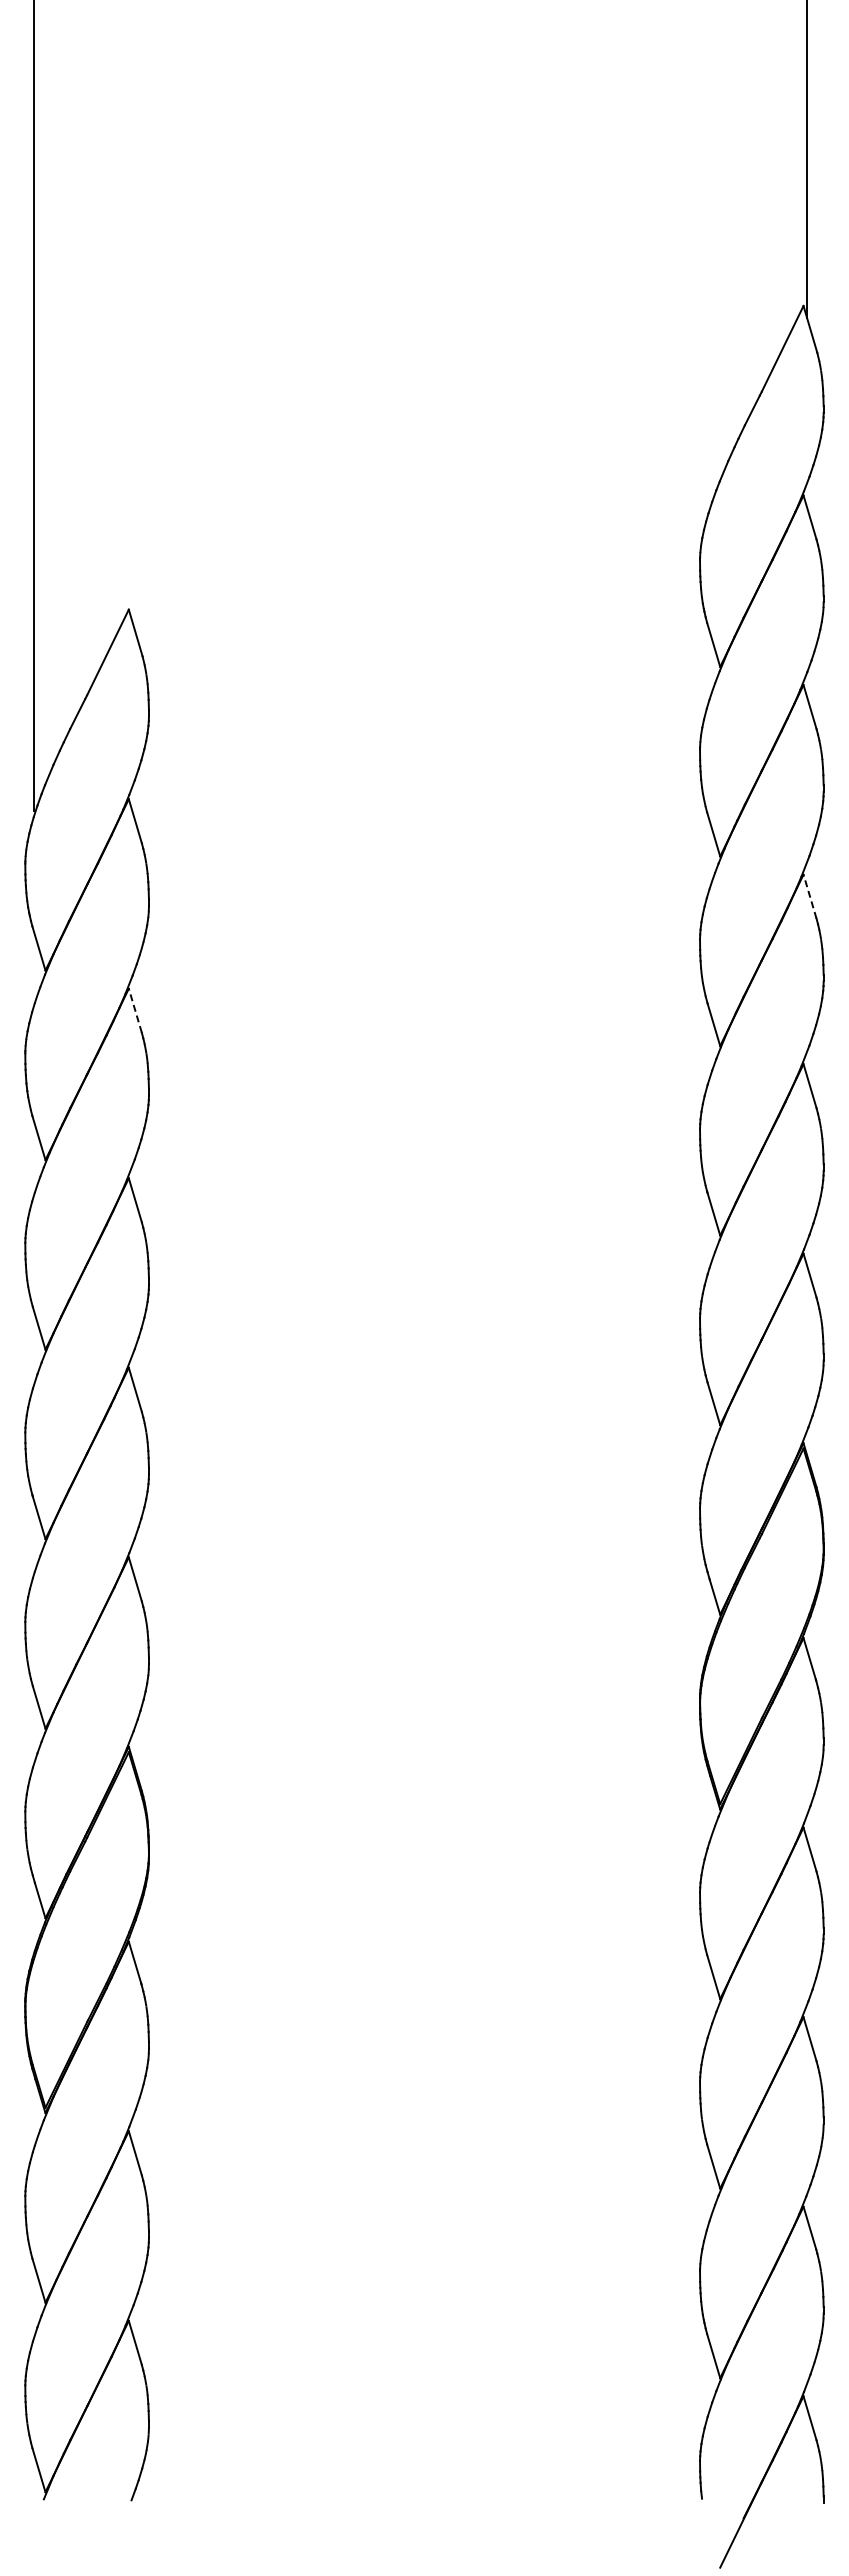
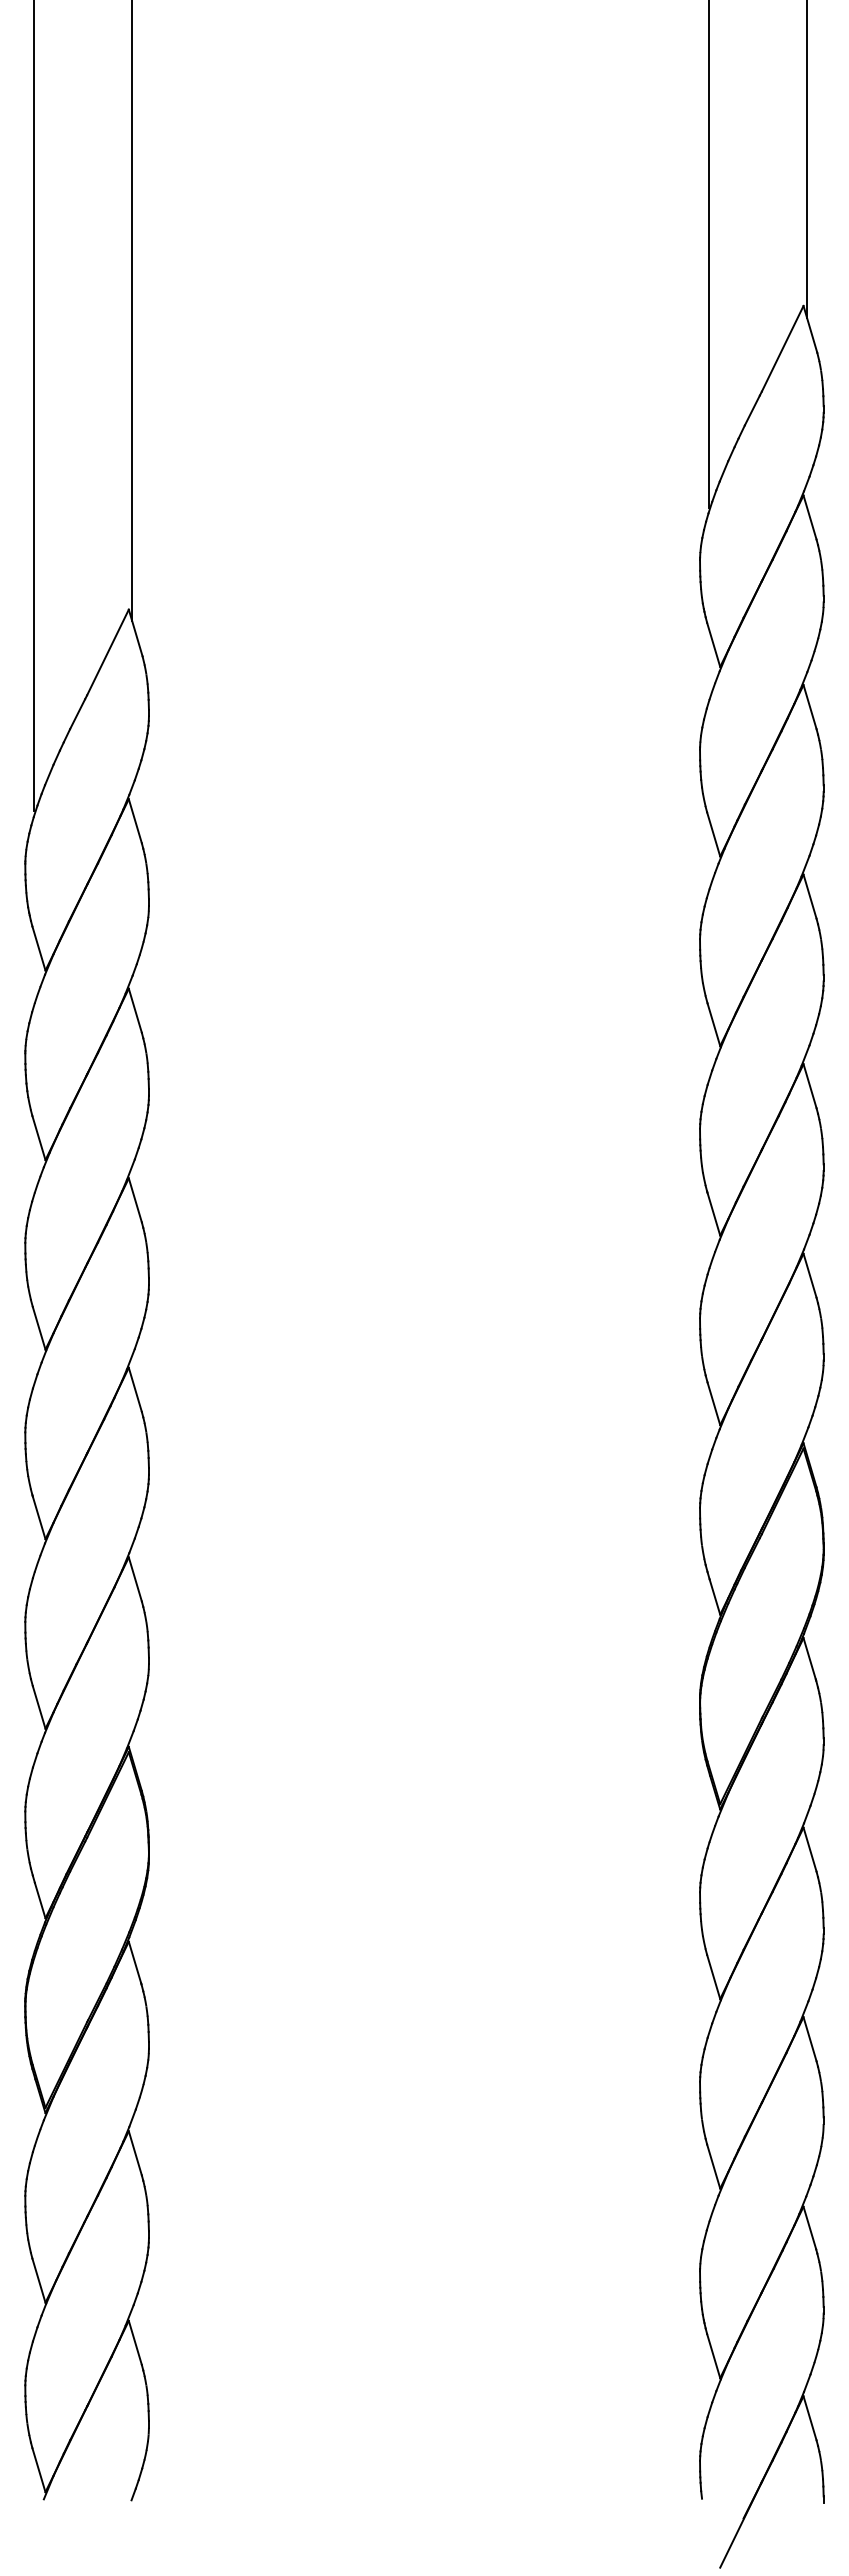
line: none -> present (708, 254)
line: none -> present (132, 311)
line: dashed -> solid (809, 896)
line: dashed -> solid (135, 1010)
